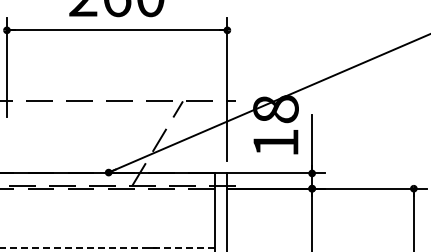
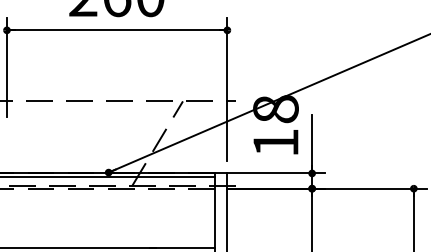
line: none -> present (108, 176)
line: dashed -> solid (107, 248)
